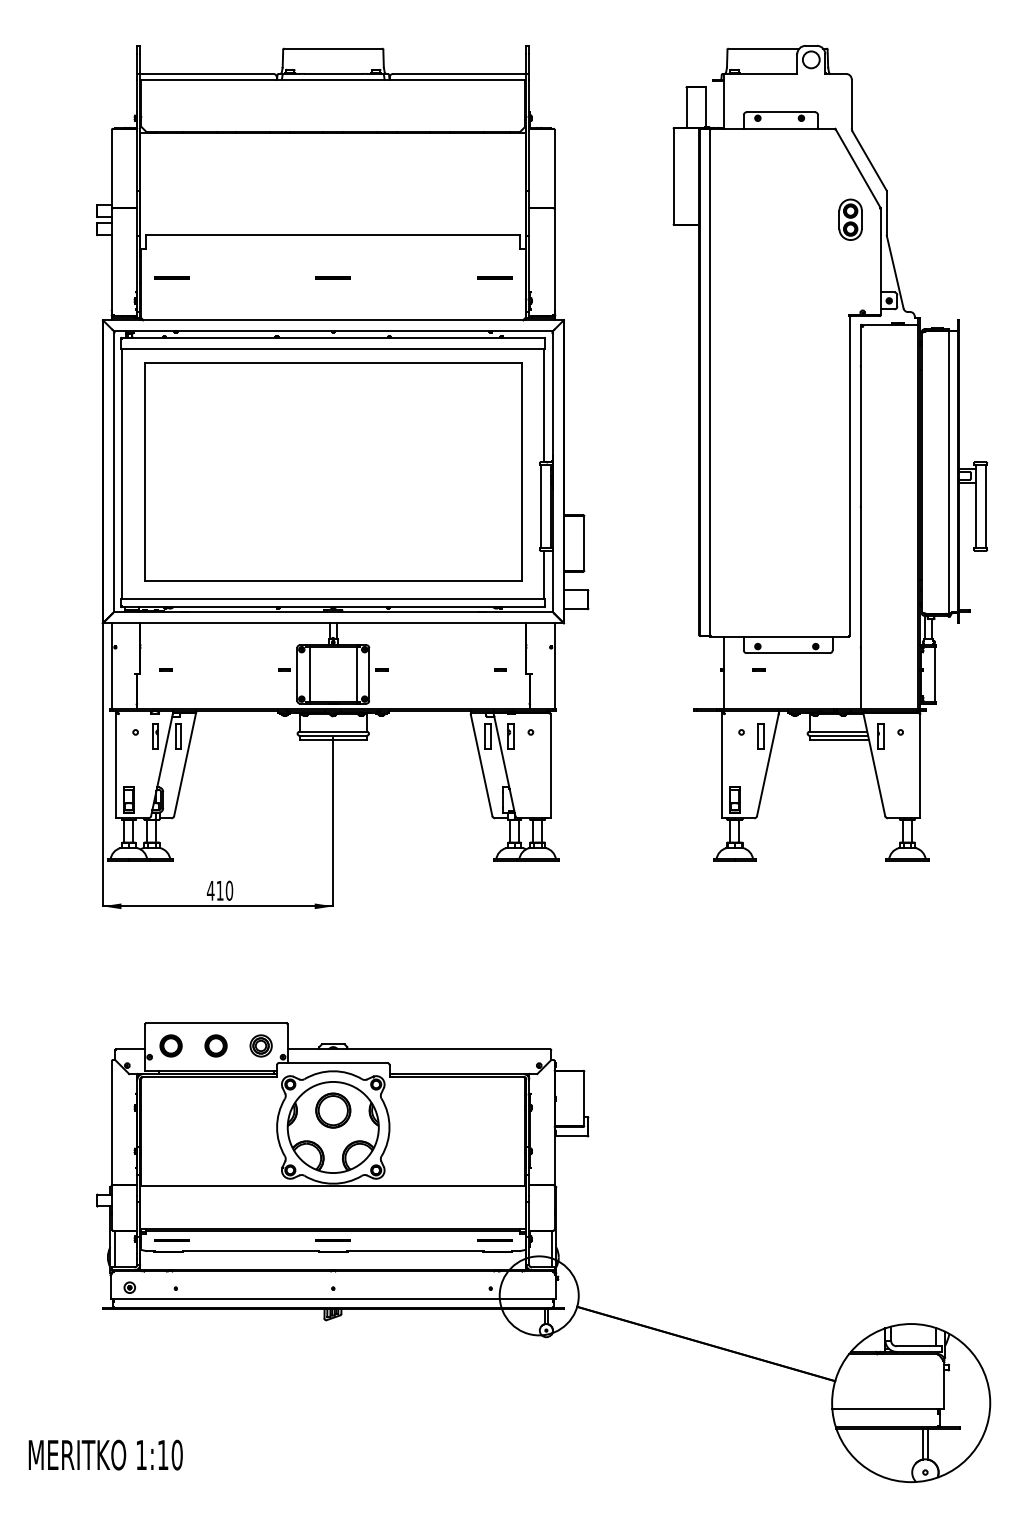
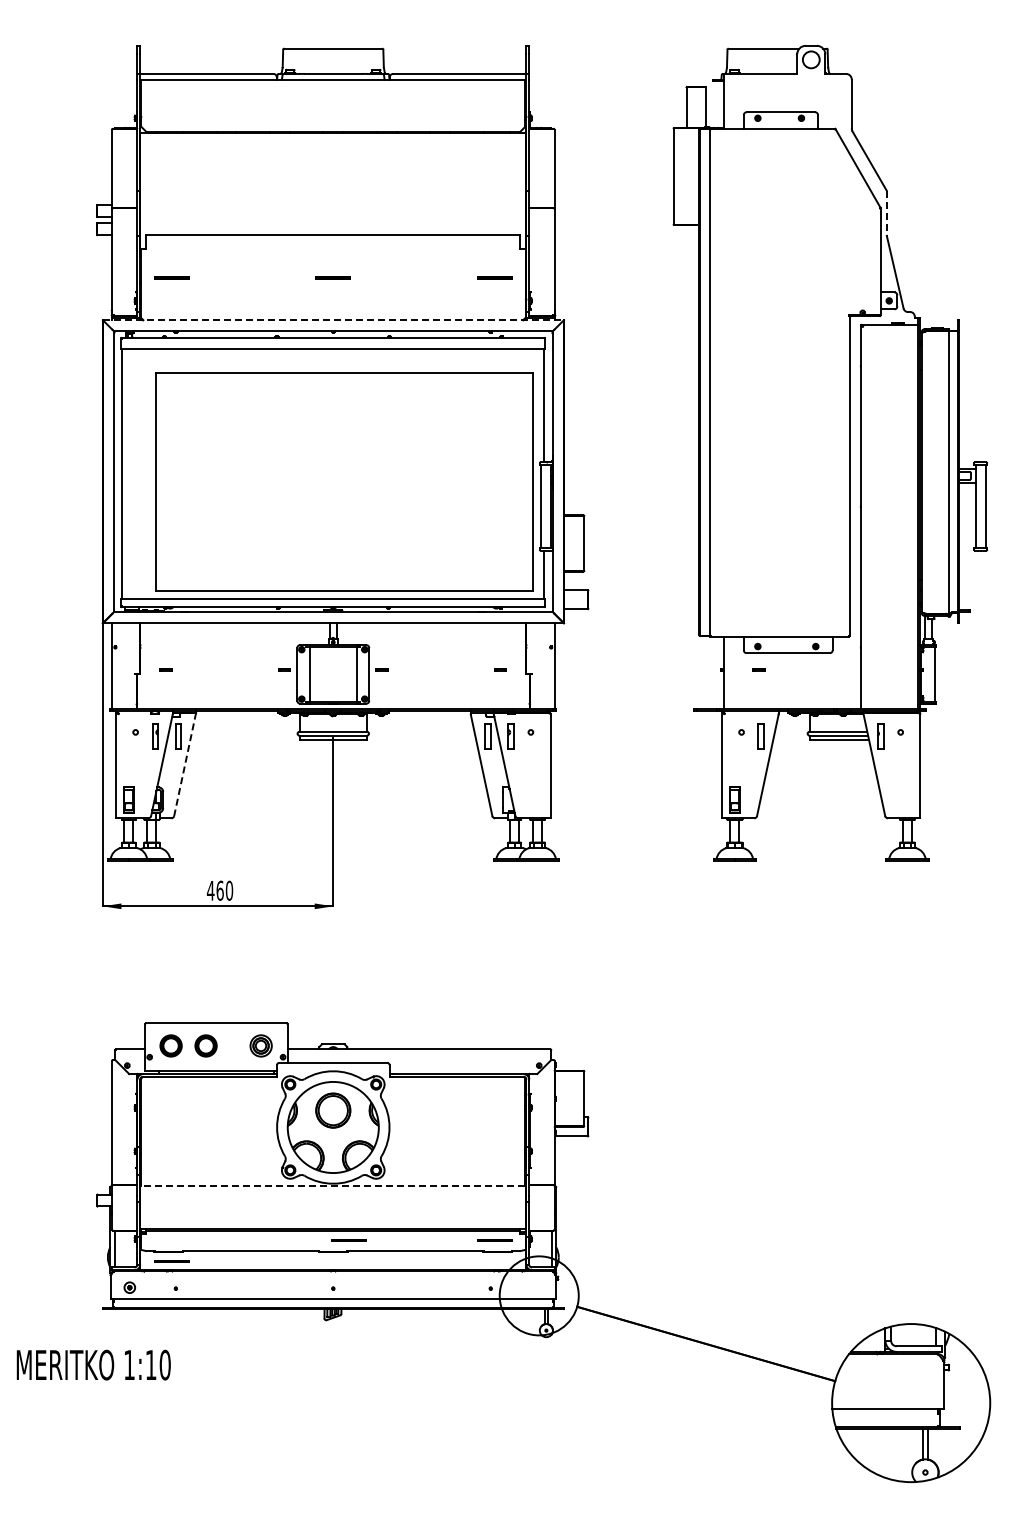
line: solid -> dashed (886, 213)
part: present -> none (850, 219)
line: solid -> dashed (333, 320)
part position: (333, 471) -> (344, 481) (344, 481)
line: solid -> dashed (185, 764)
text: 410 -> 460 (219, 890)
part position: (215, 1045) -> (205, 1045) (205, 1045)
line: solid -> dashed (332, 1186)
line position: (171, 1240) -> (171, 1261) (171, 1261)
line position: (332, 1240) -> (348, 1240) (348, 1240)
text position: (105, 1454) -> (93, 1364) (93, 1364)
